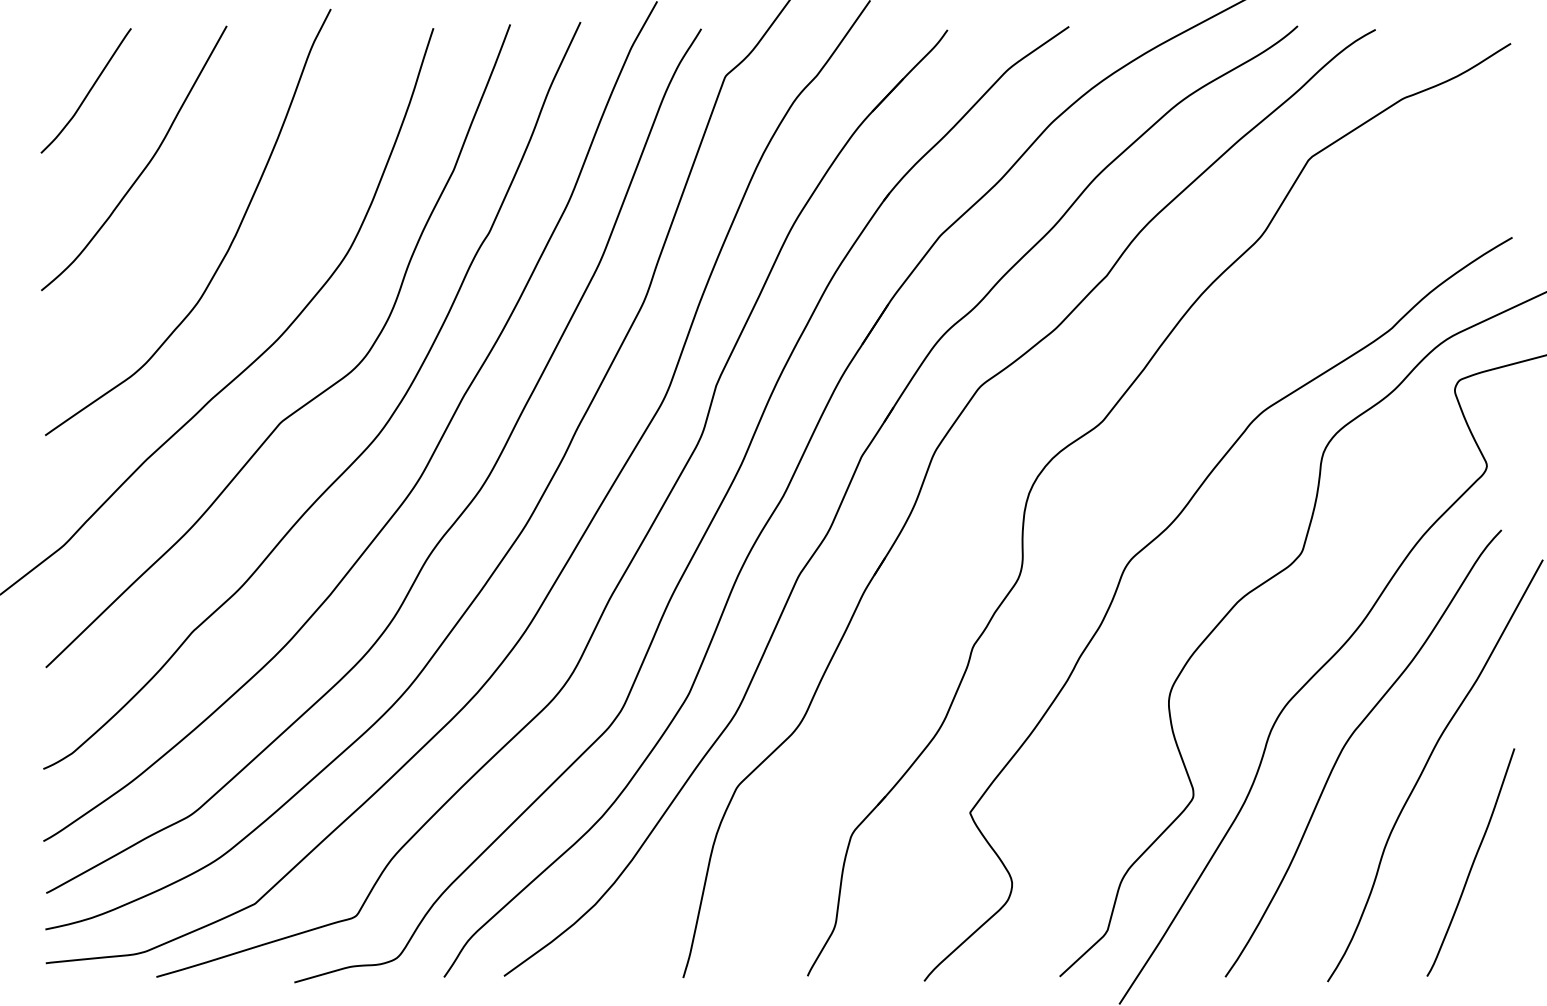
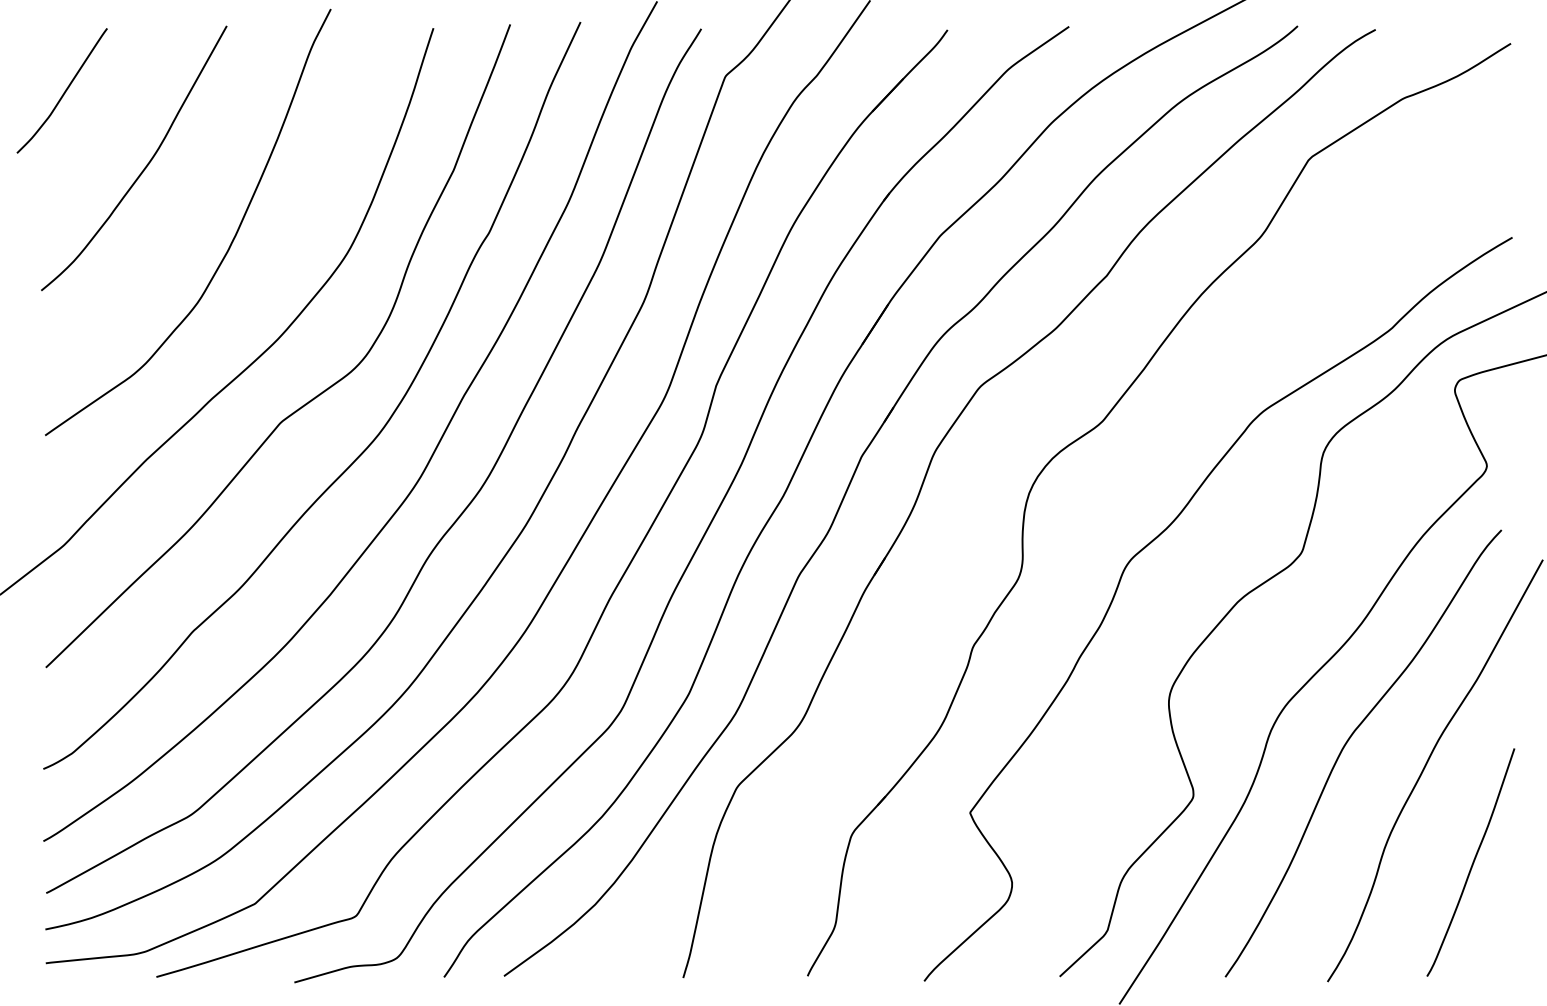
curve position: (87, 92) -> (63, 92) (63, 92)
